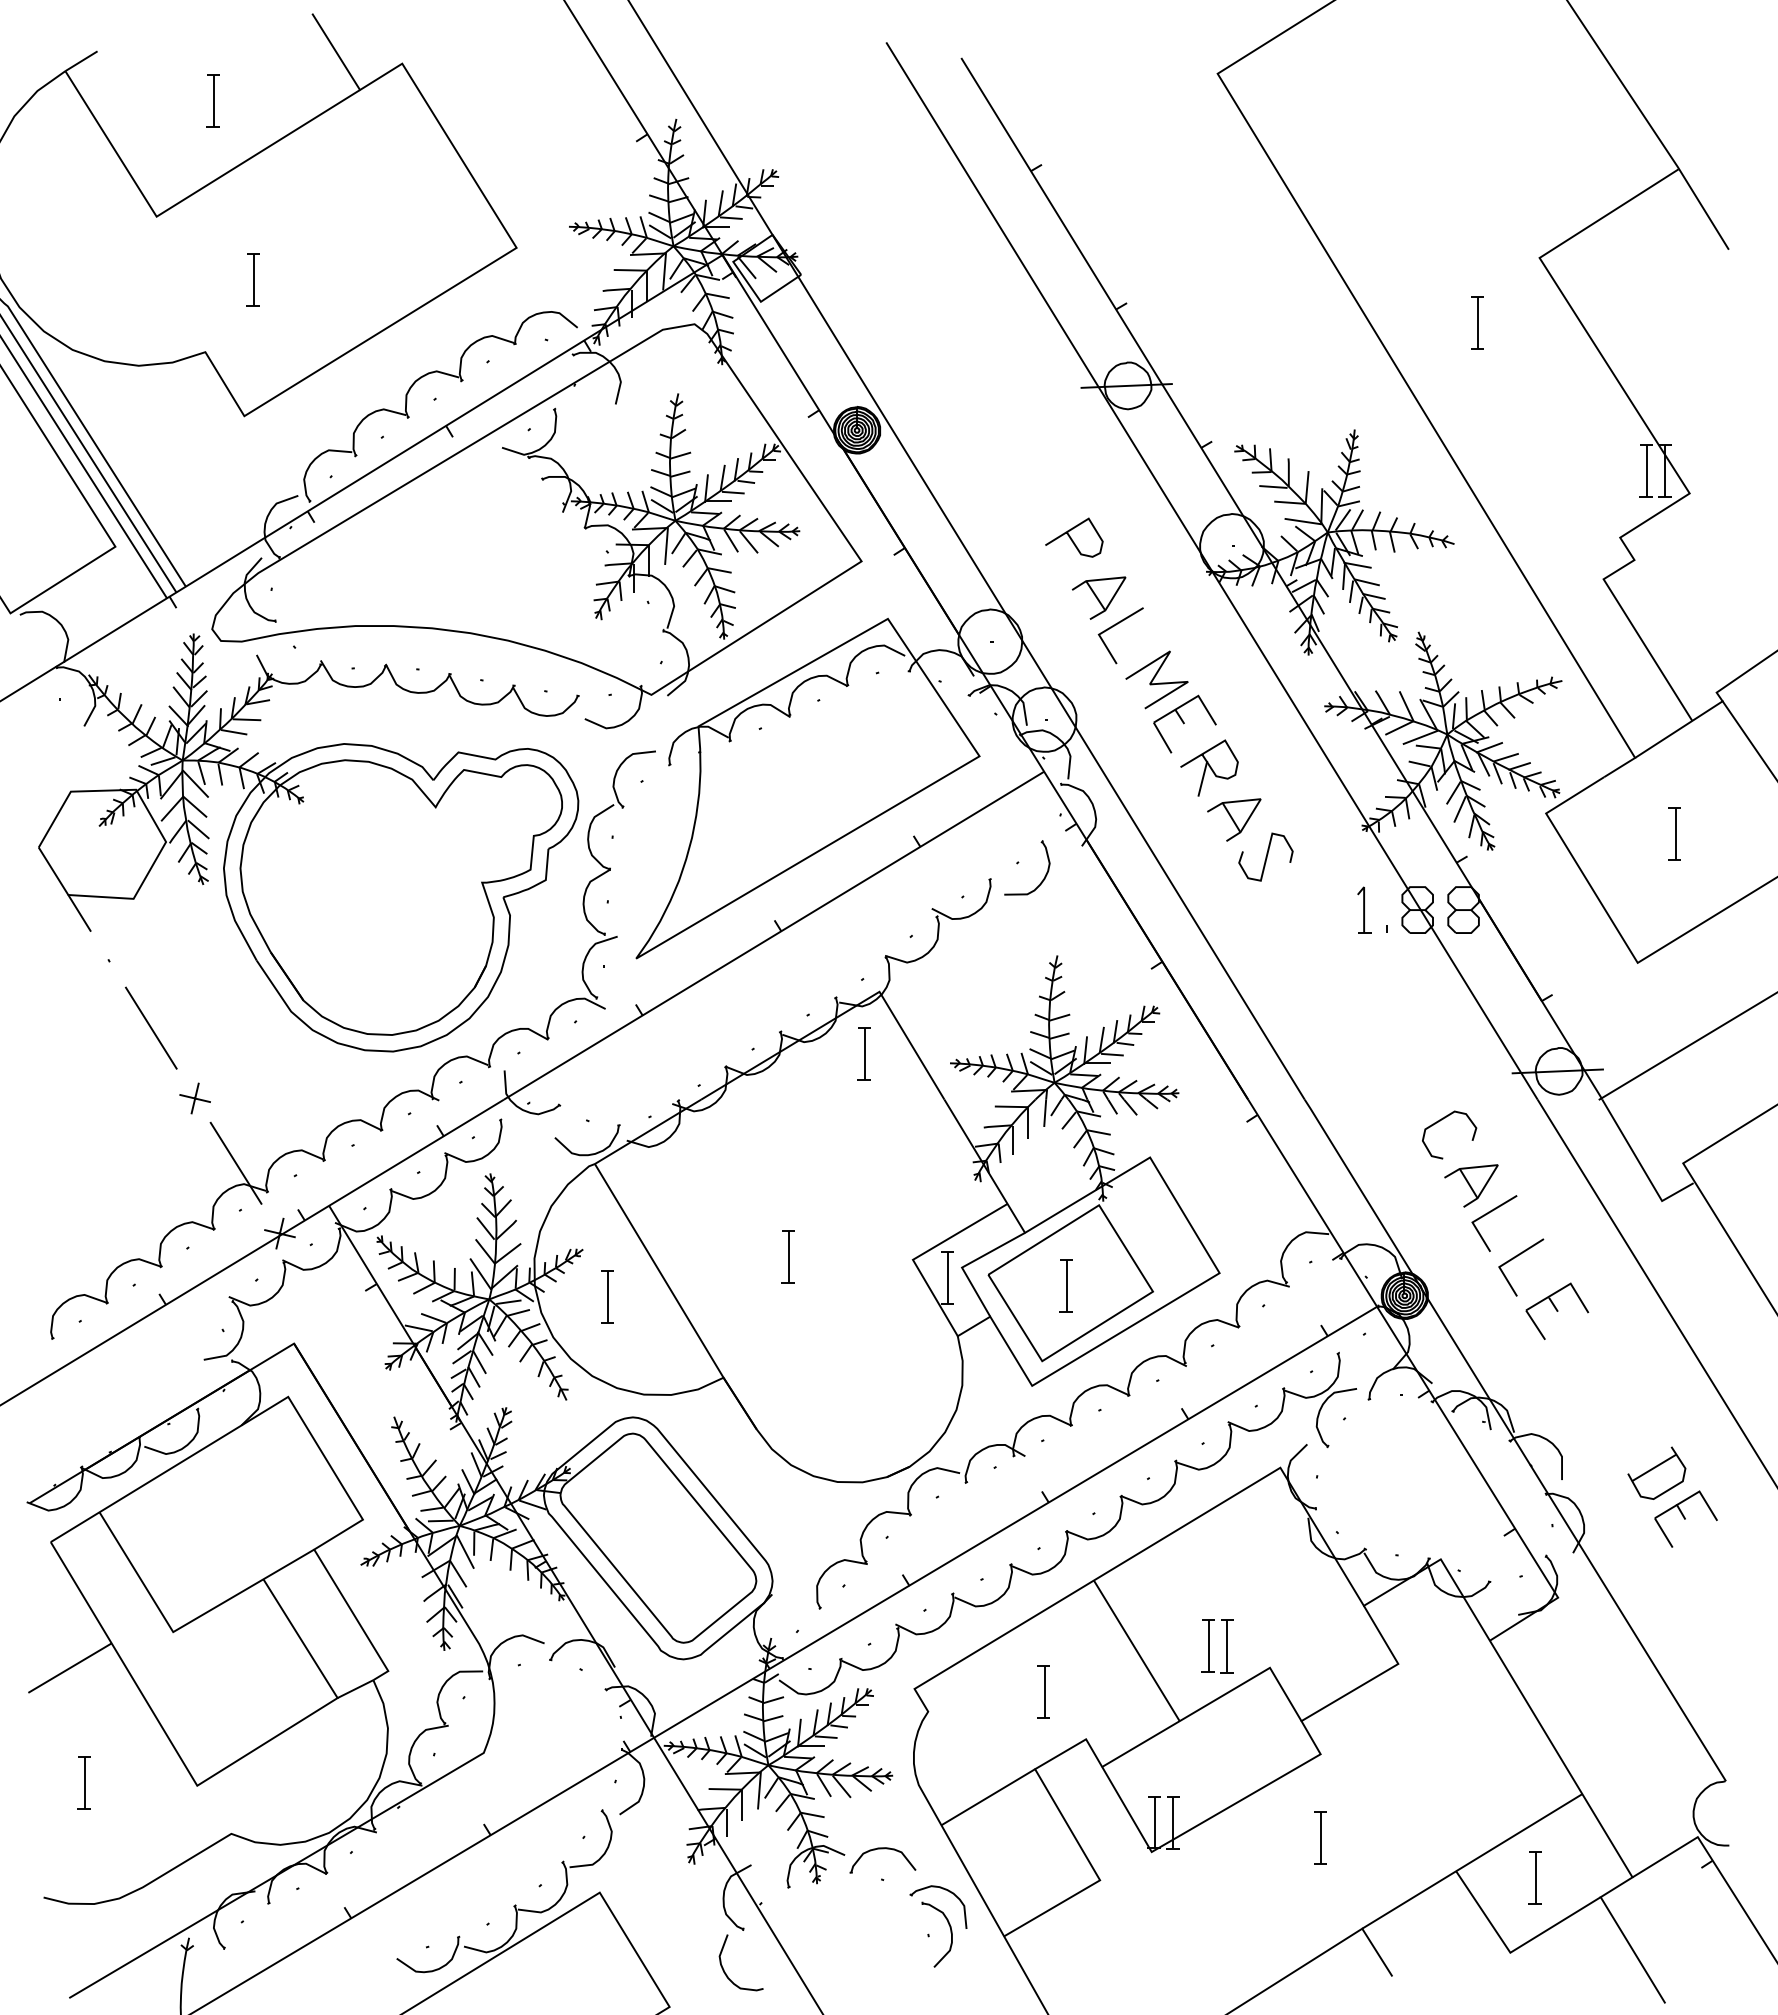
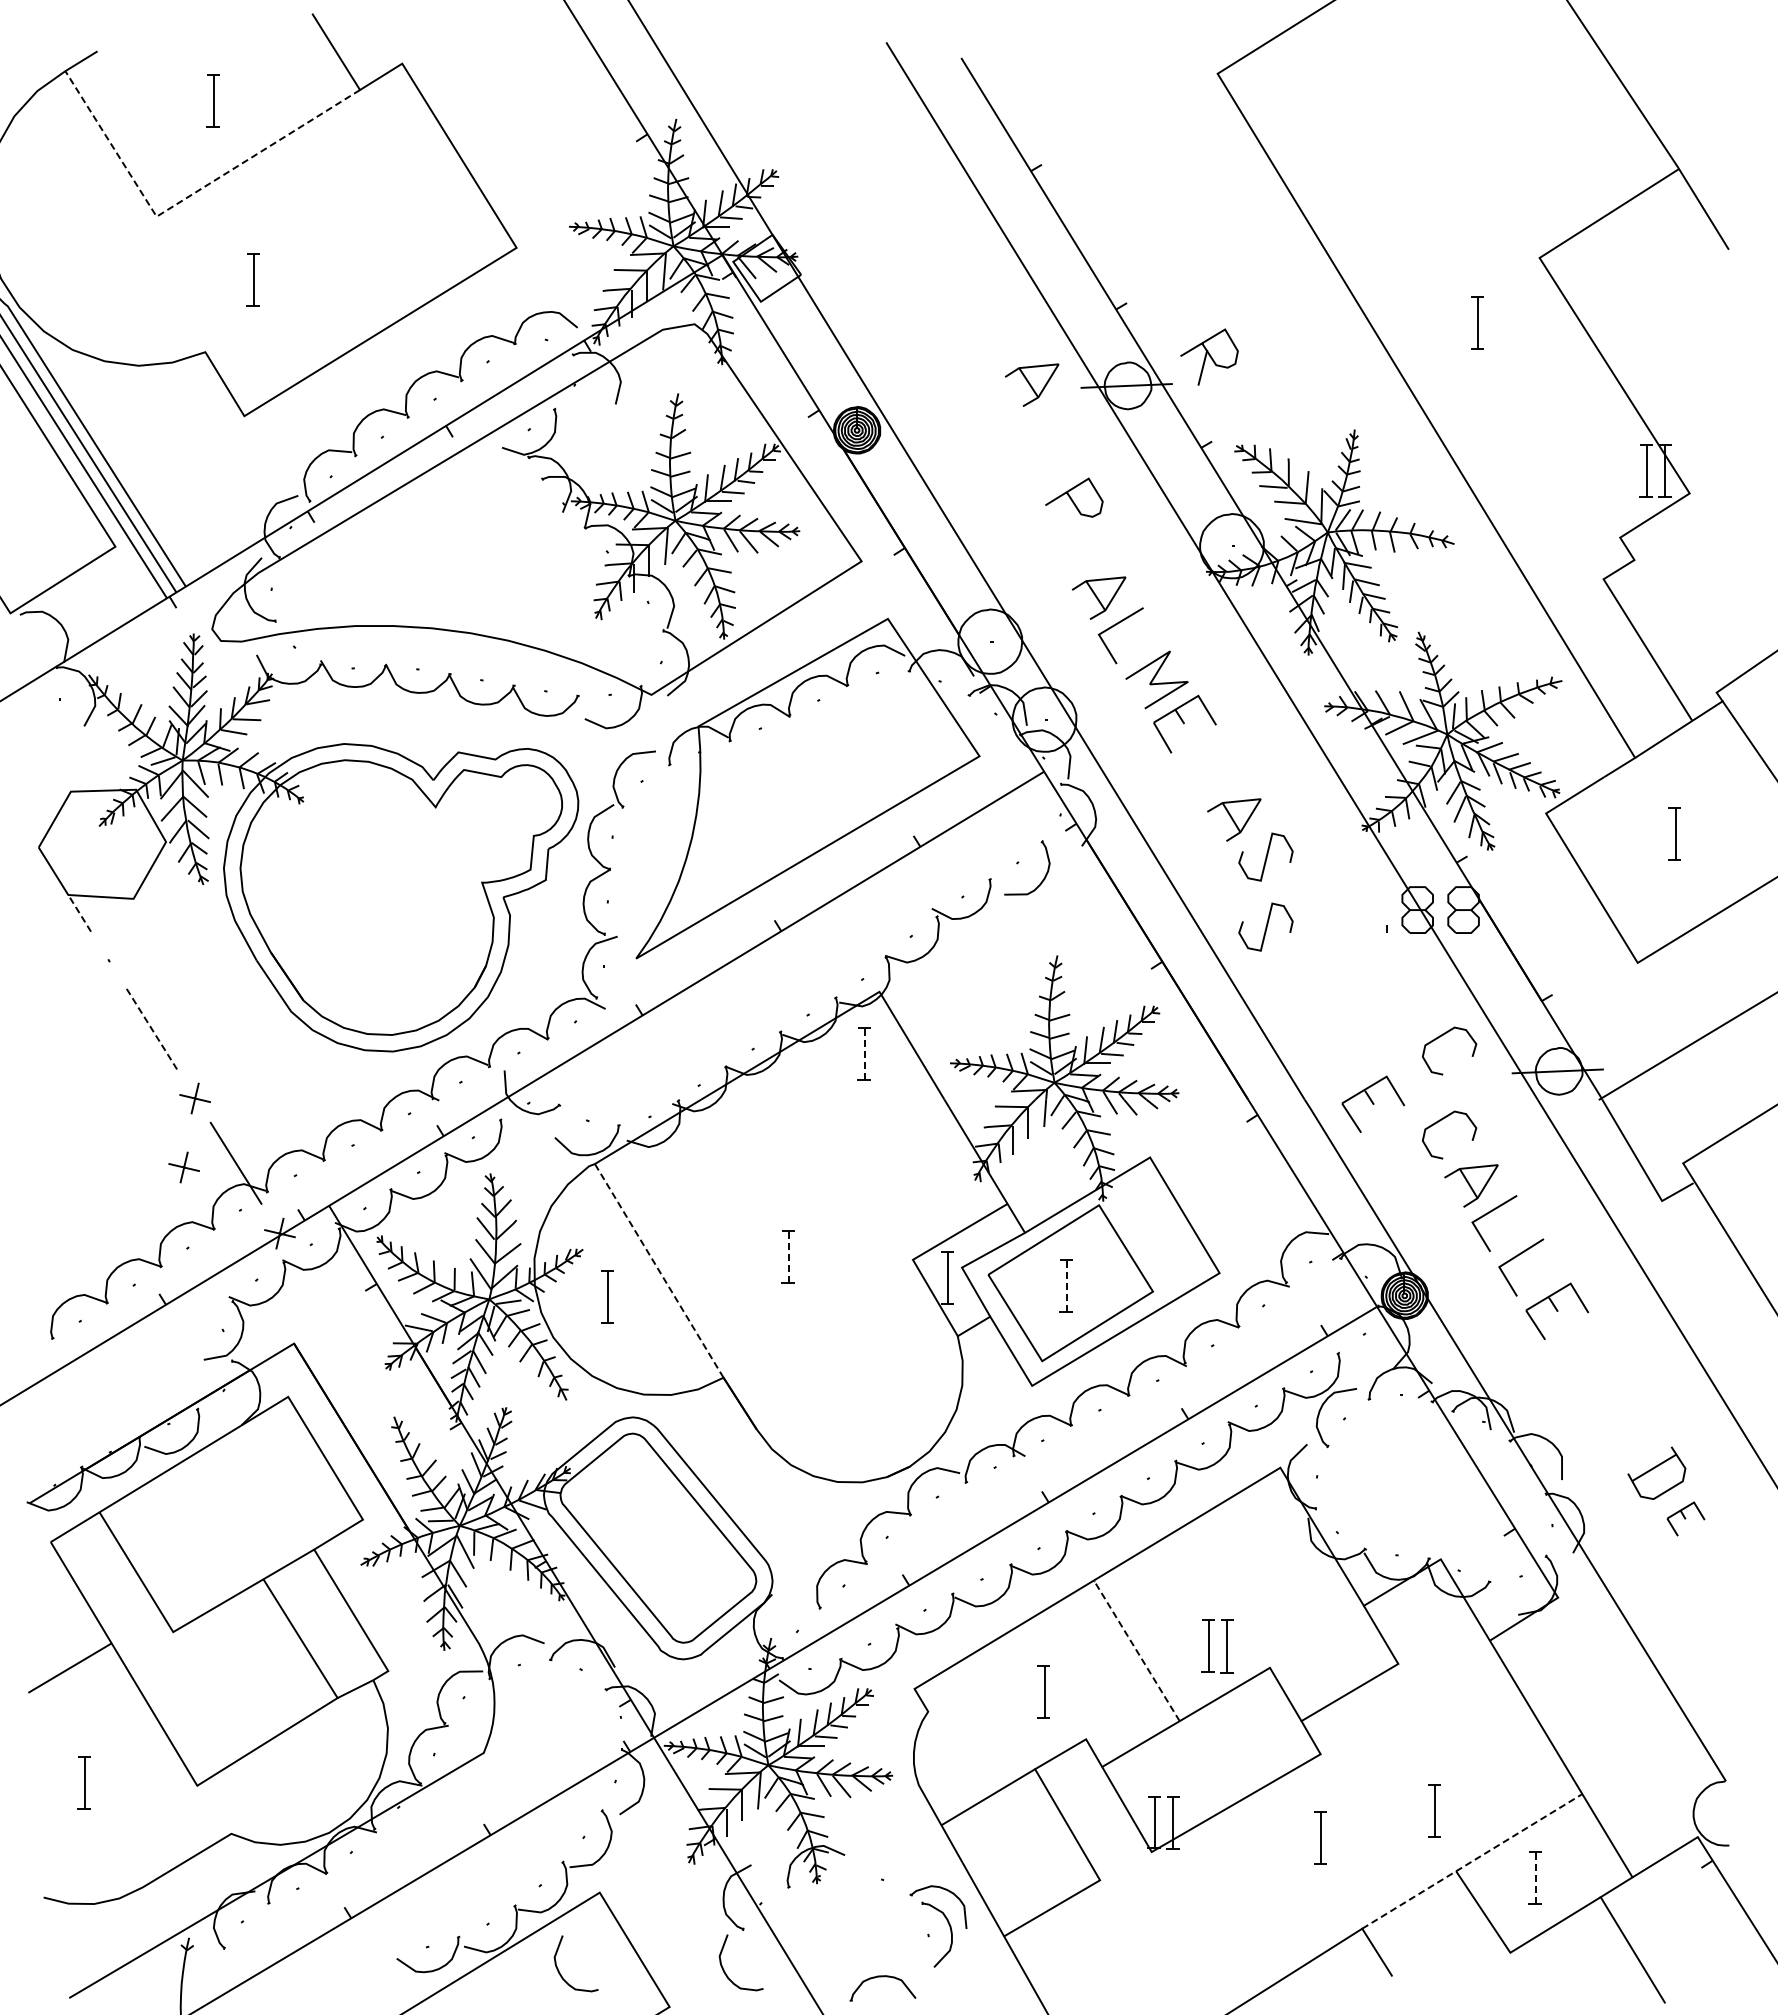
line: solid -> dashed (184, 199)
part: none -> present (1031, 384)
curve position: (1072, 539) -> (1072, 499) (1072, 499)
part position: (1209, 767) -> (1209, 356) (1209, 356)
part: present -> none (1364, 909)
line: solid -> dashed (79, 913)
curve: none -> present (1265, 926)
line: solid -> dashed (151, 1028)
curve: none -> present (1440, 1037)
line: solid -> dashed (864, 1054)
part: none -> present (1373, 1103)
part: none -> present (183, 1167)
line: solid -> dashed (789, 1257)
line: solid -> dashed (659, 1270)
line: solid -> dashed (1066, 1285)
part size: 64x58 px -> 40x36 px (1685, 1518)
line: solid -> dashed (1136, 1649)
part: none -> present (1434, 1810)
part position: (882, 1849) -> (882, 1977) (882, 1977)
line: solid -> dashed (1471, 1861)
line: solid -> dashed (1535, 1878)
curve: none -> present (559, 1970)
